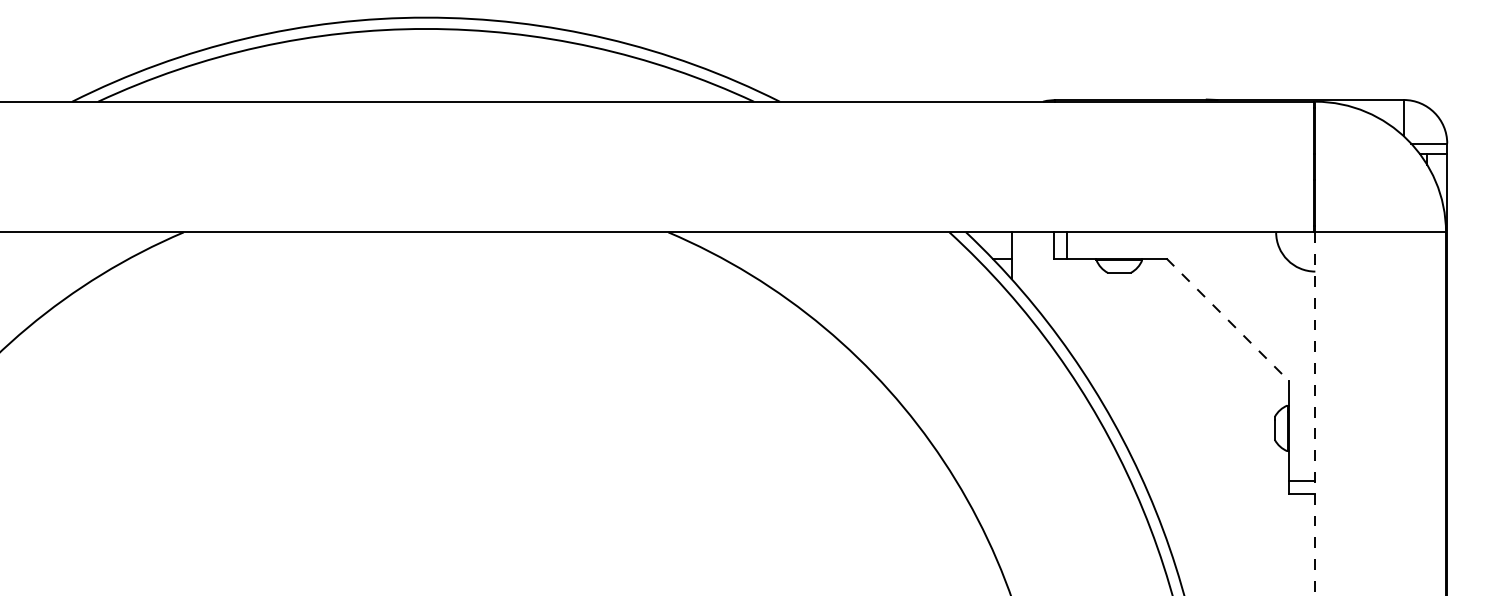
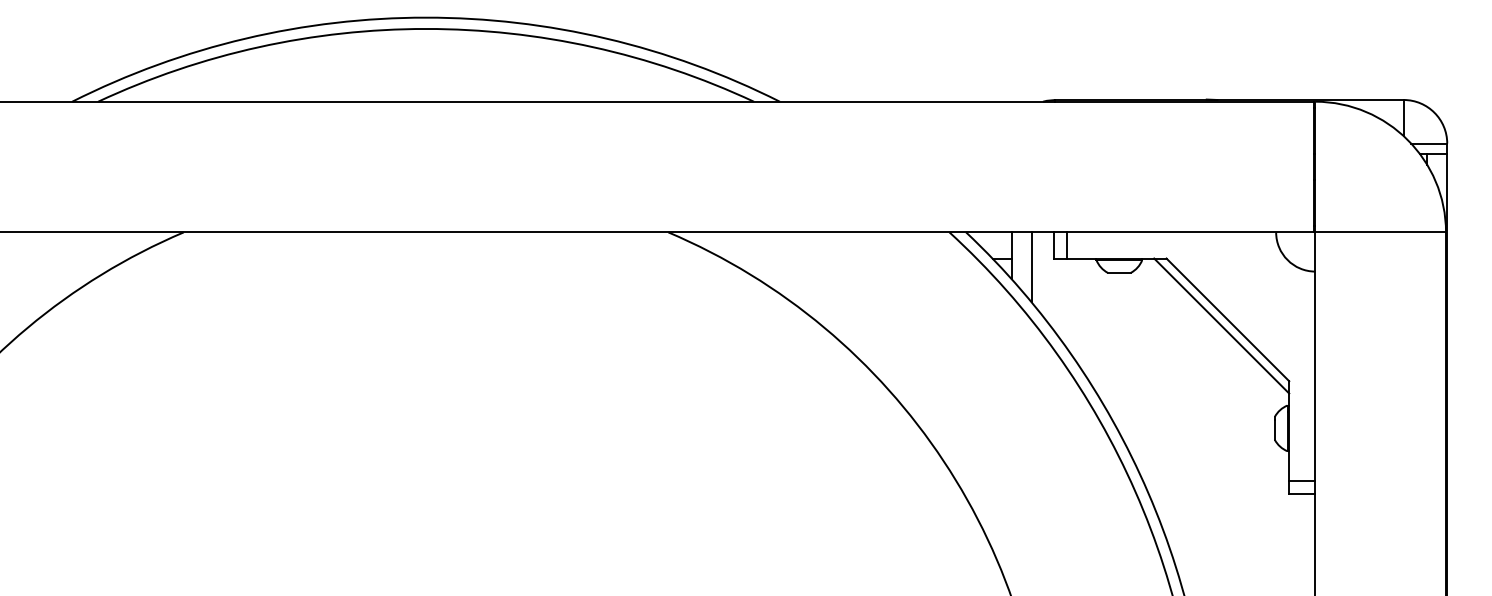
line: none -> present (1031, 267)
line: dashed -> solid (1227, 319)
line: none -> present (1221, 325)
line: dashed -> solid (1315, 414)
